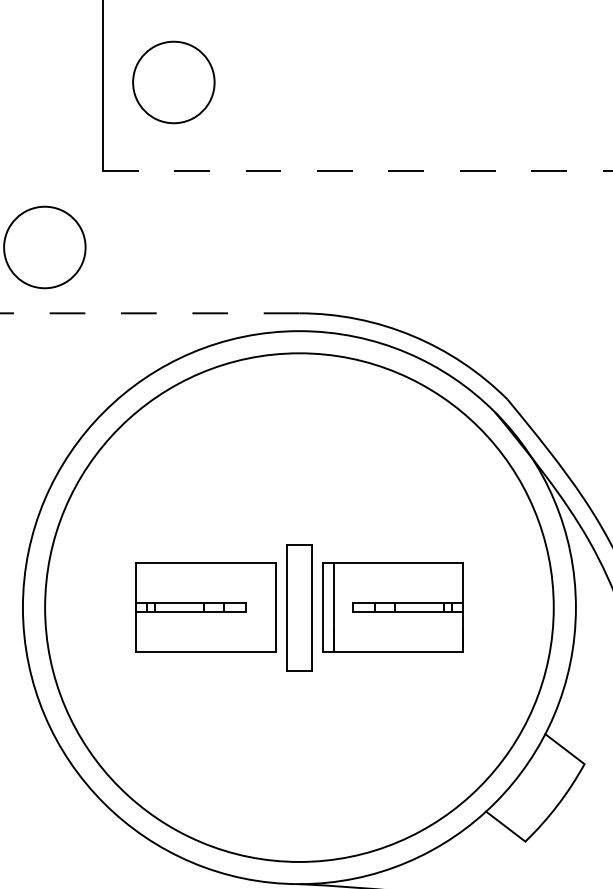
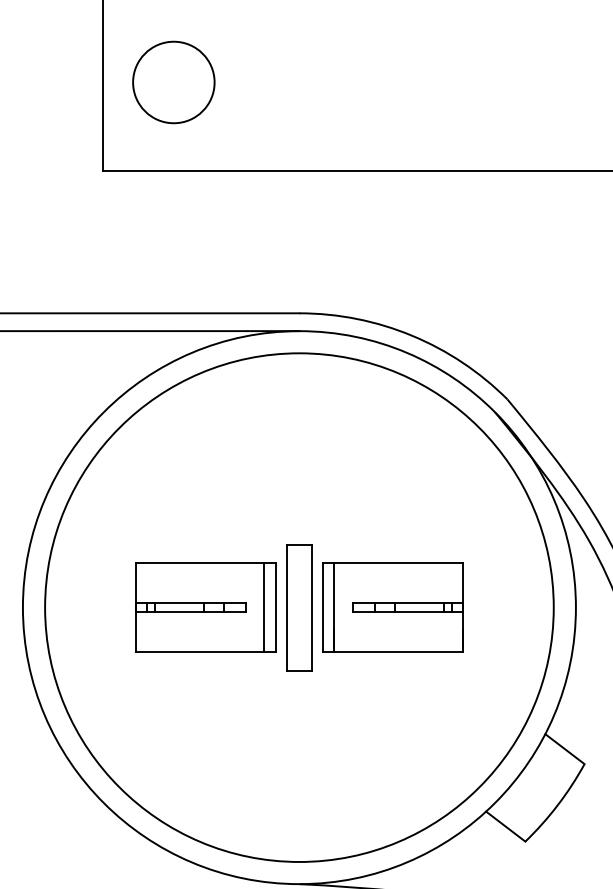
line: dashed -> solid (357, 171)
circle: present -> none (44, 247)
line: dashed -> solid (149, 313)
line: none -> present (150, 331)
line: none -> present (264, 607)
